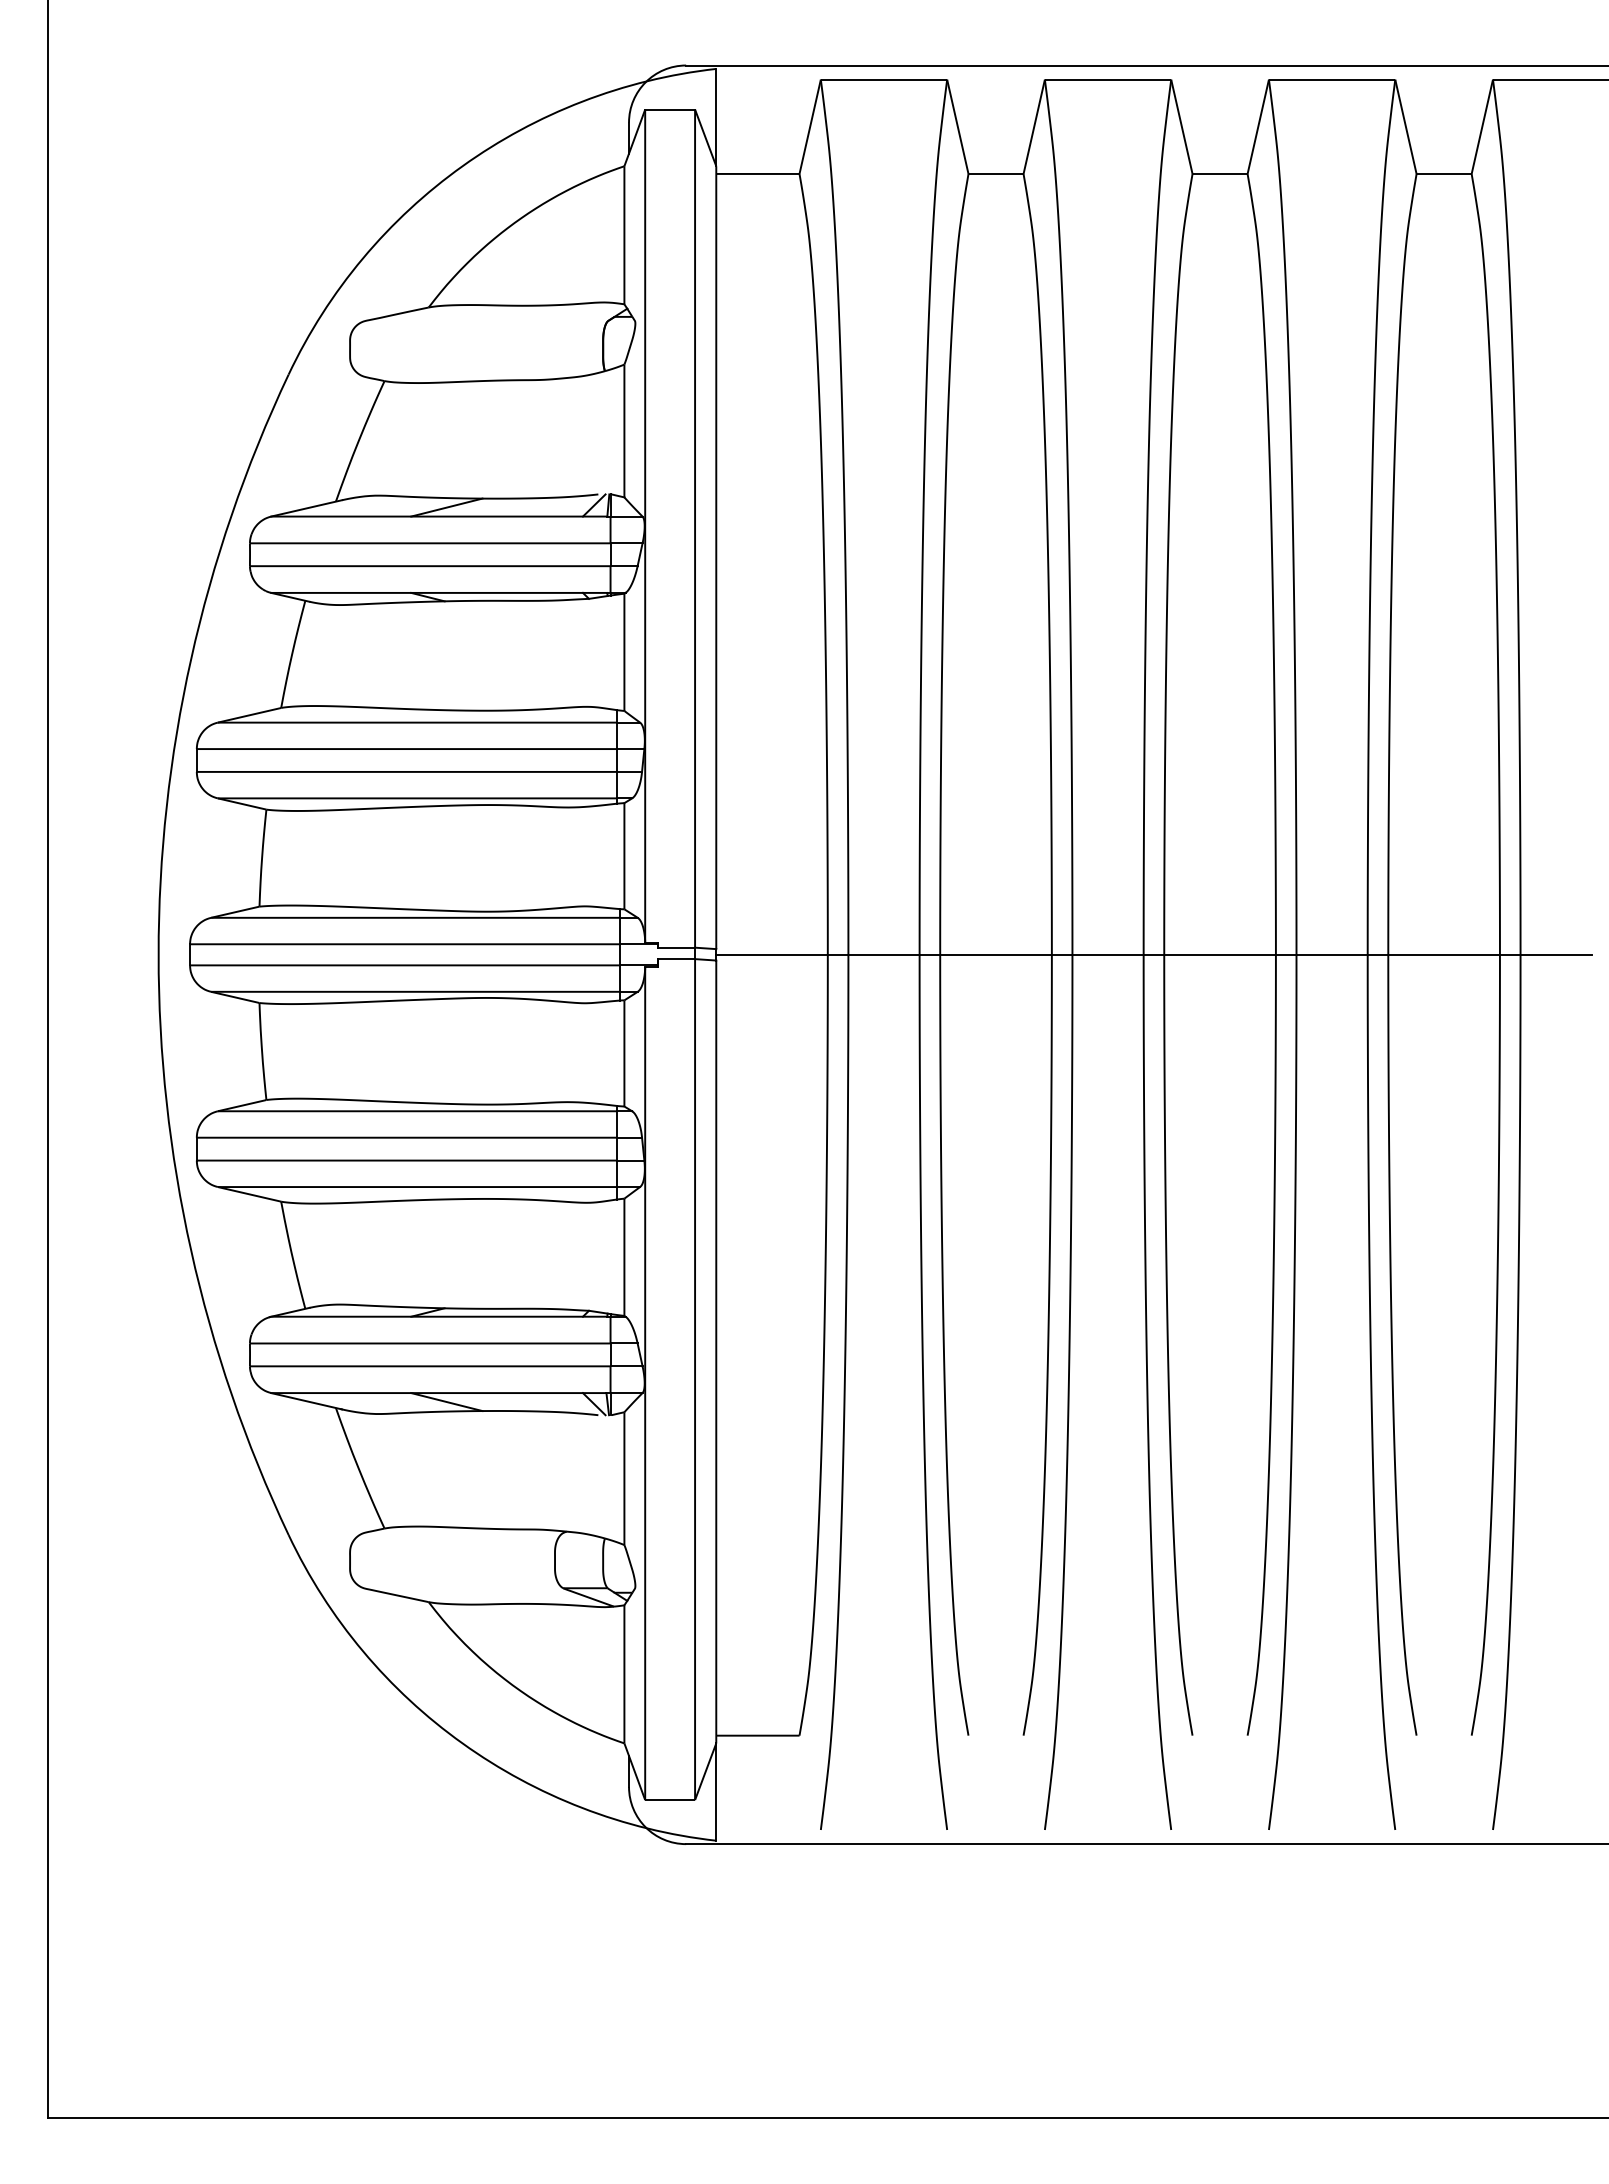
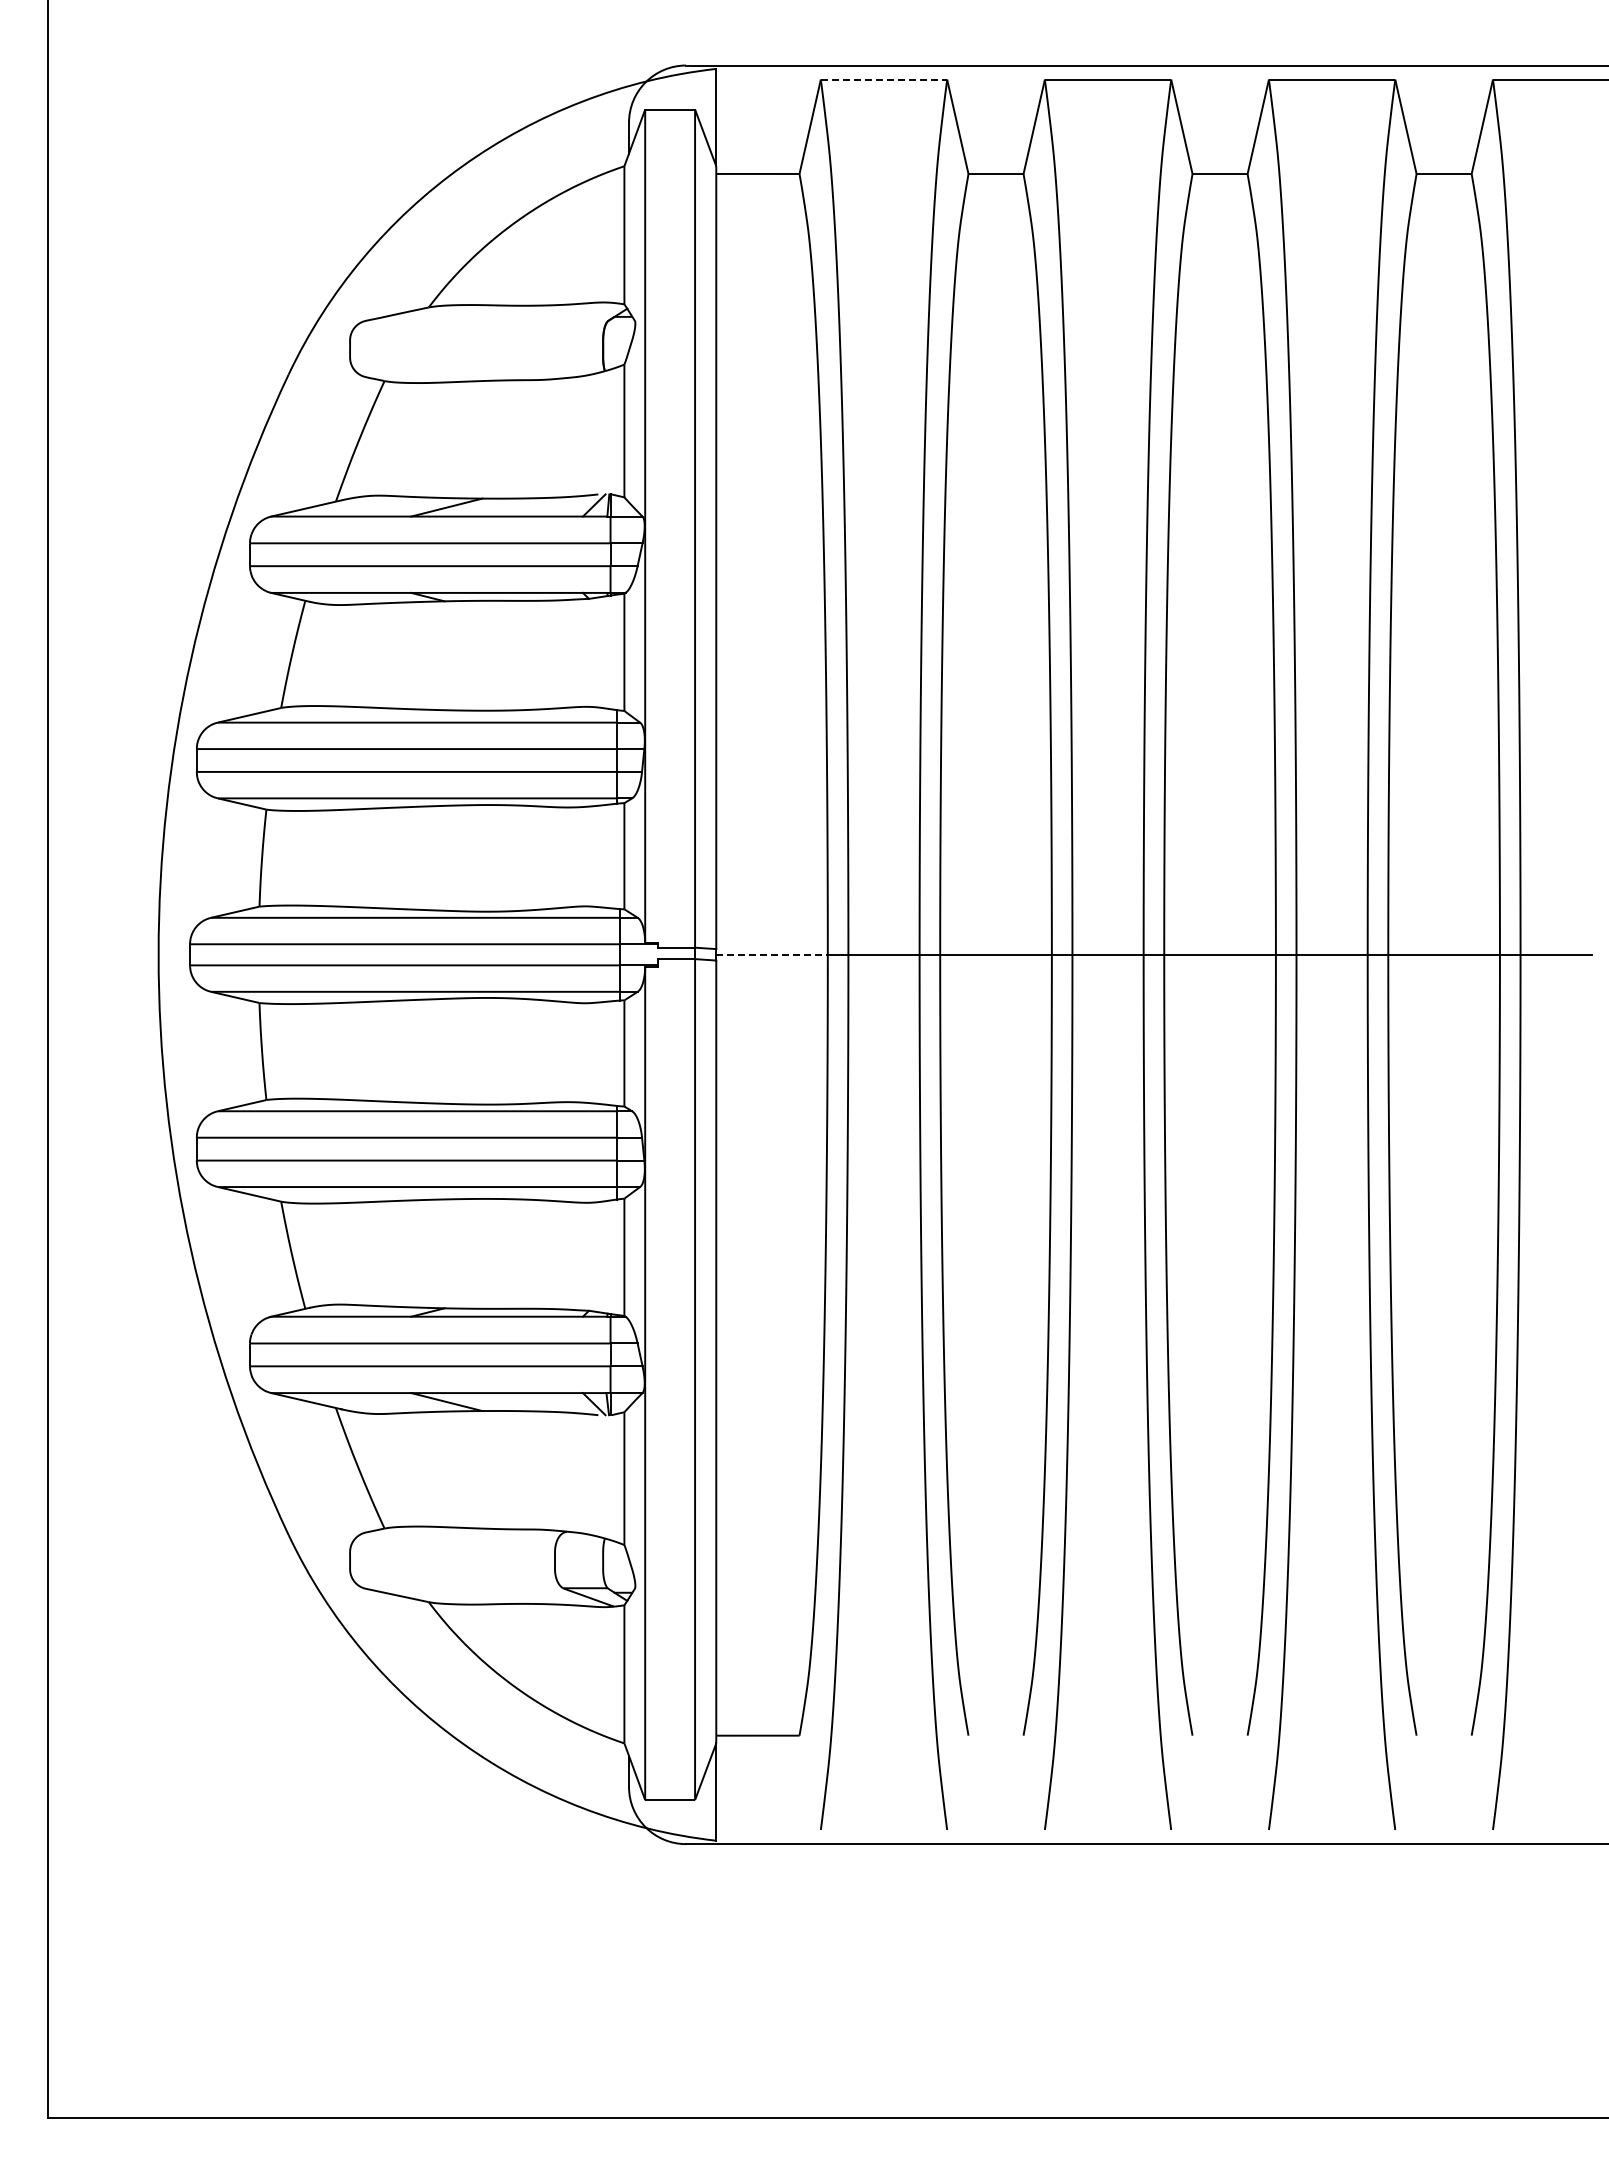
line: solid -> dashed (883, 79)
line: solid -> dashed (772, 954)
